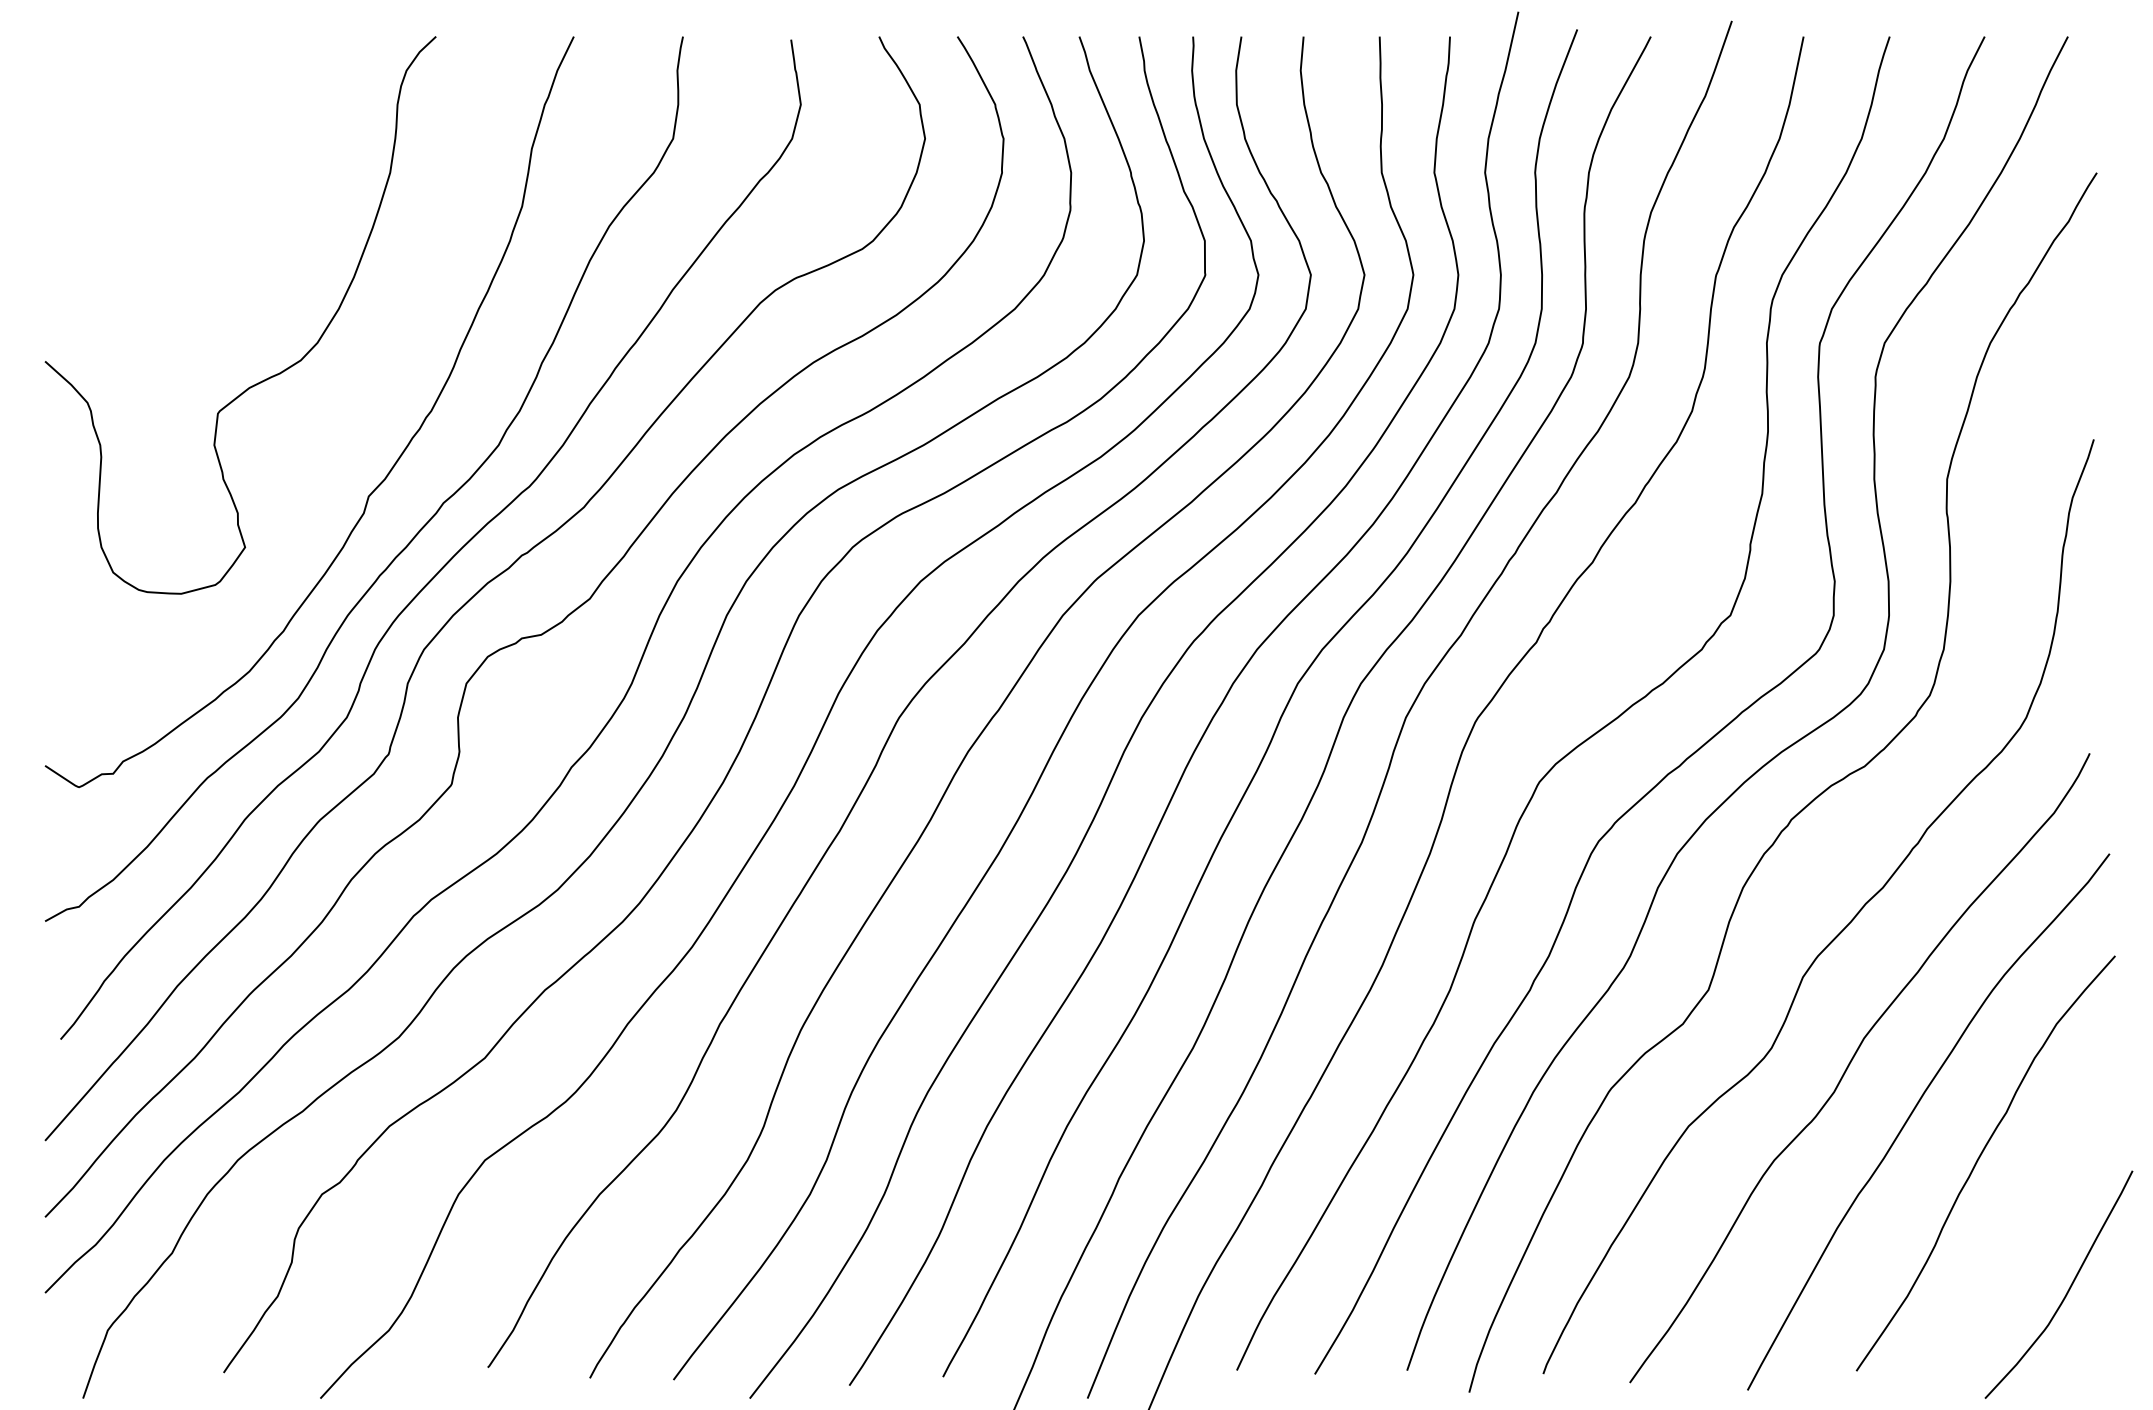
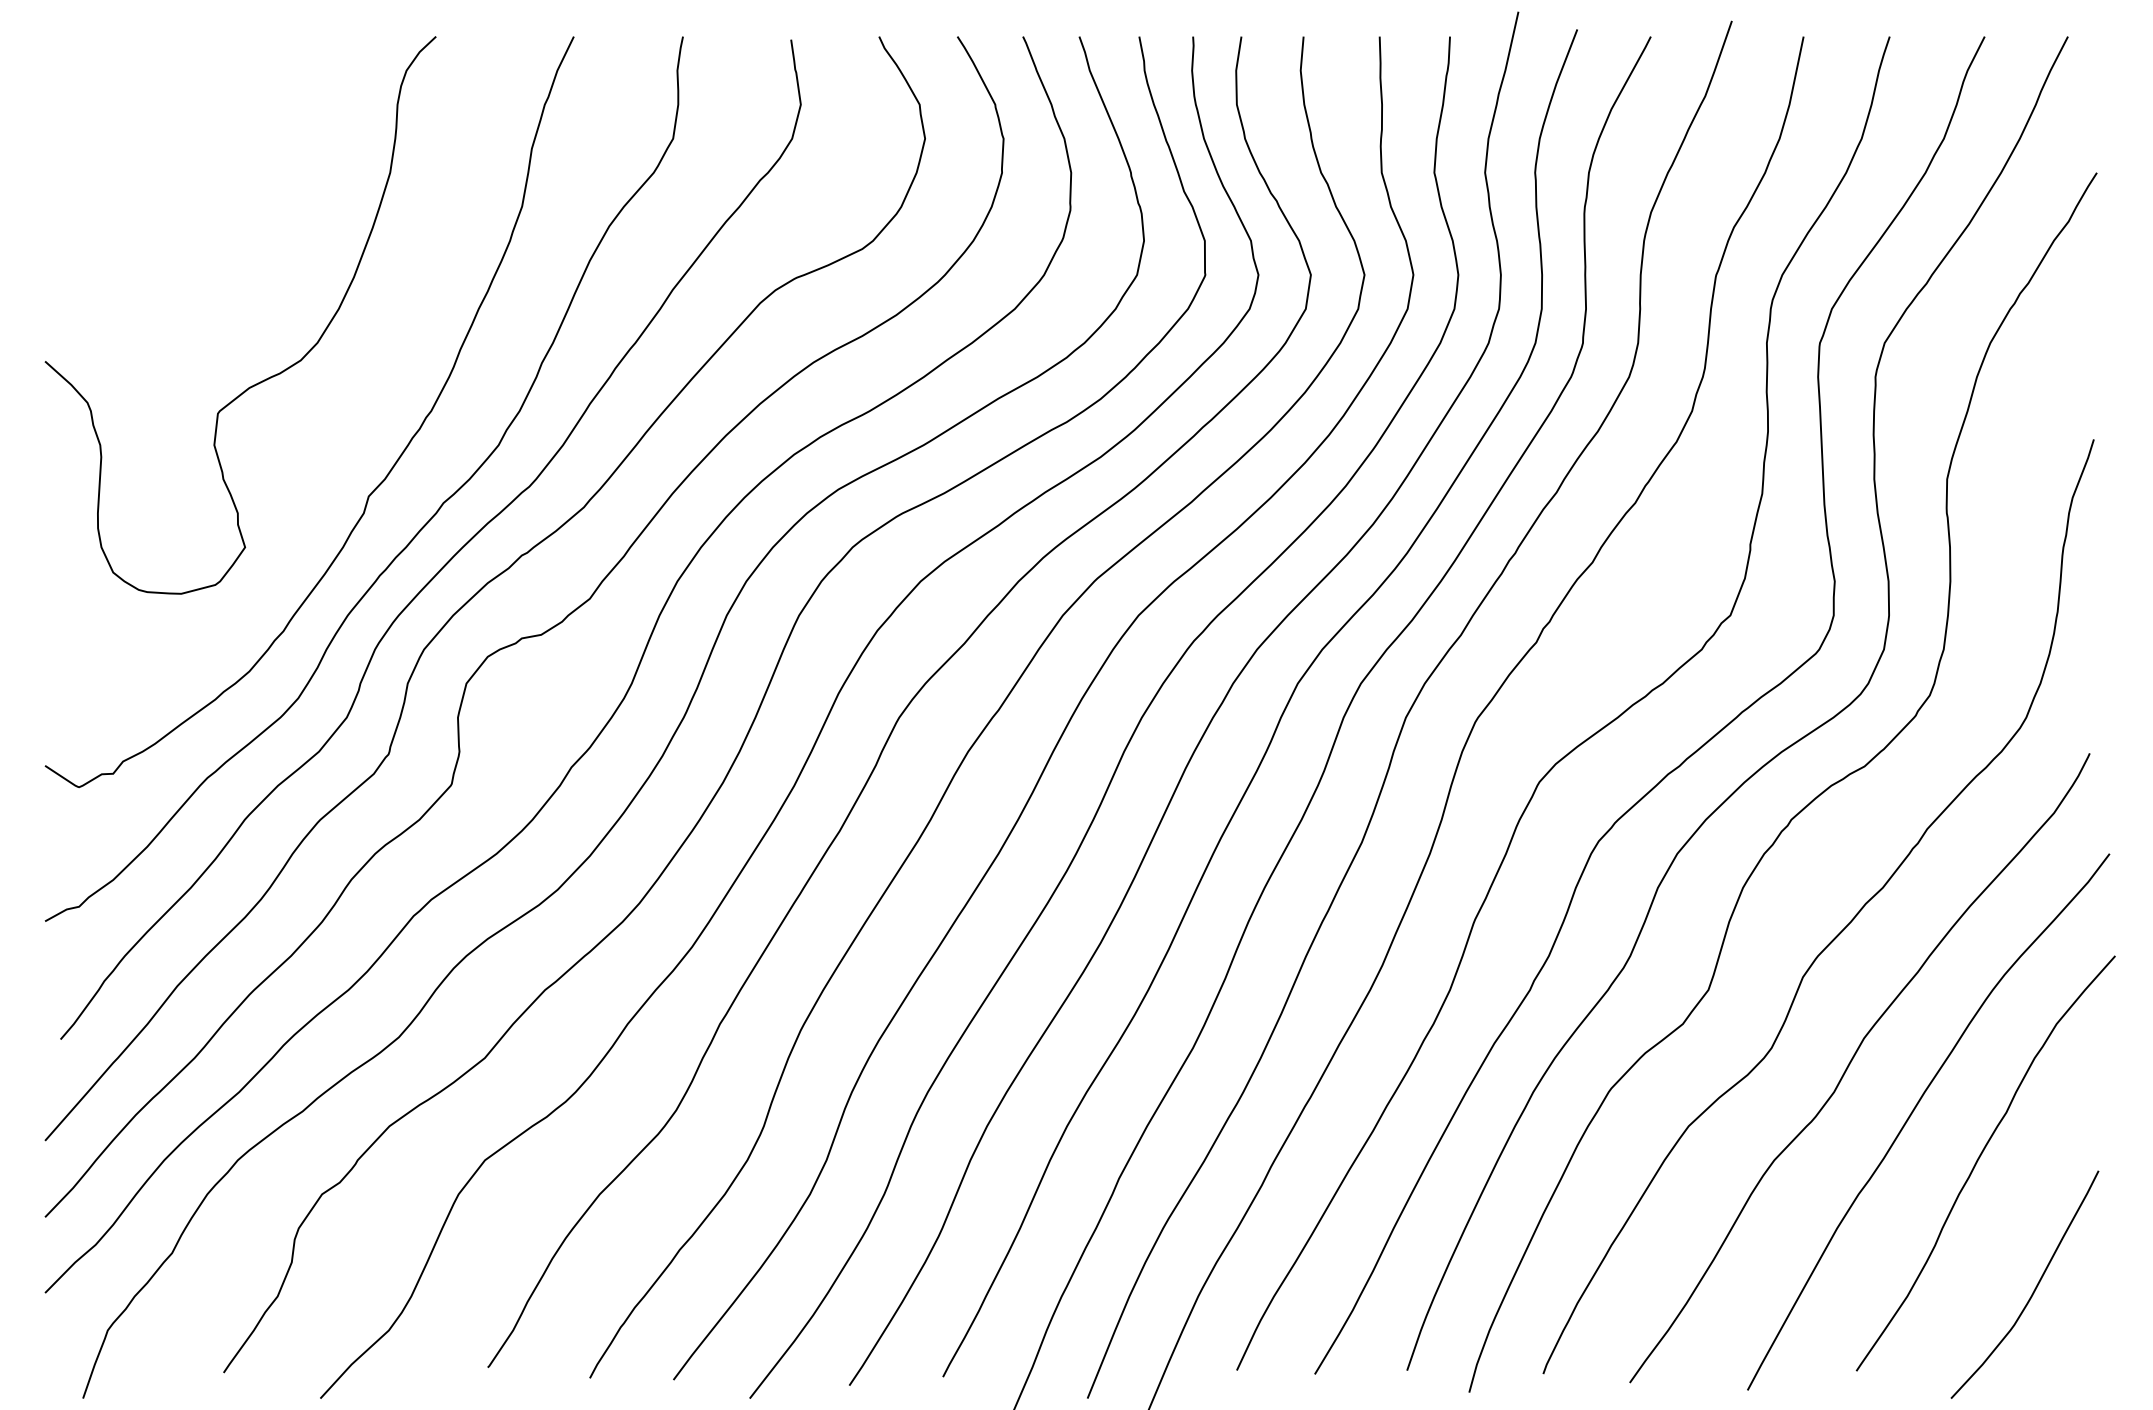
curve position: (2068, 1288) -> (2034, 1288) (2034, 1288)
